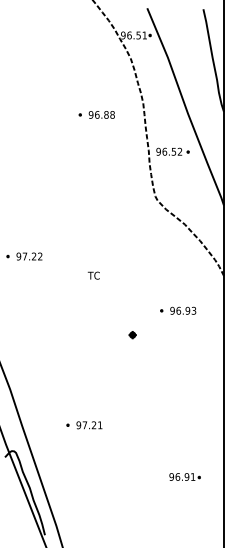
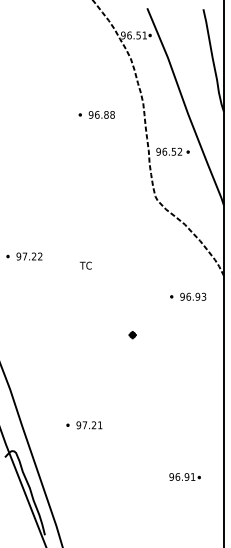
text position: (93, 275) -> (85, 265) (85, 265)
part position: (178, 310) -> (188, 296) (188, 296)
